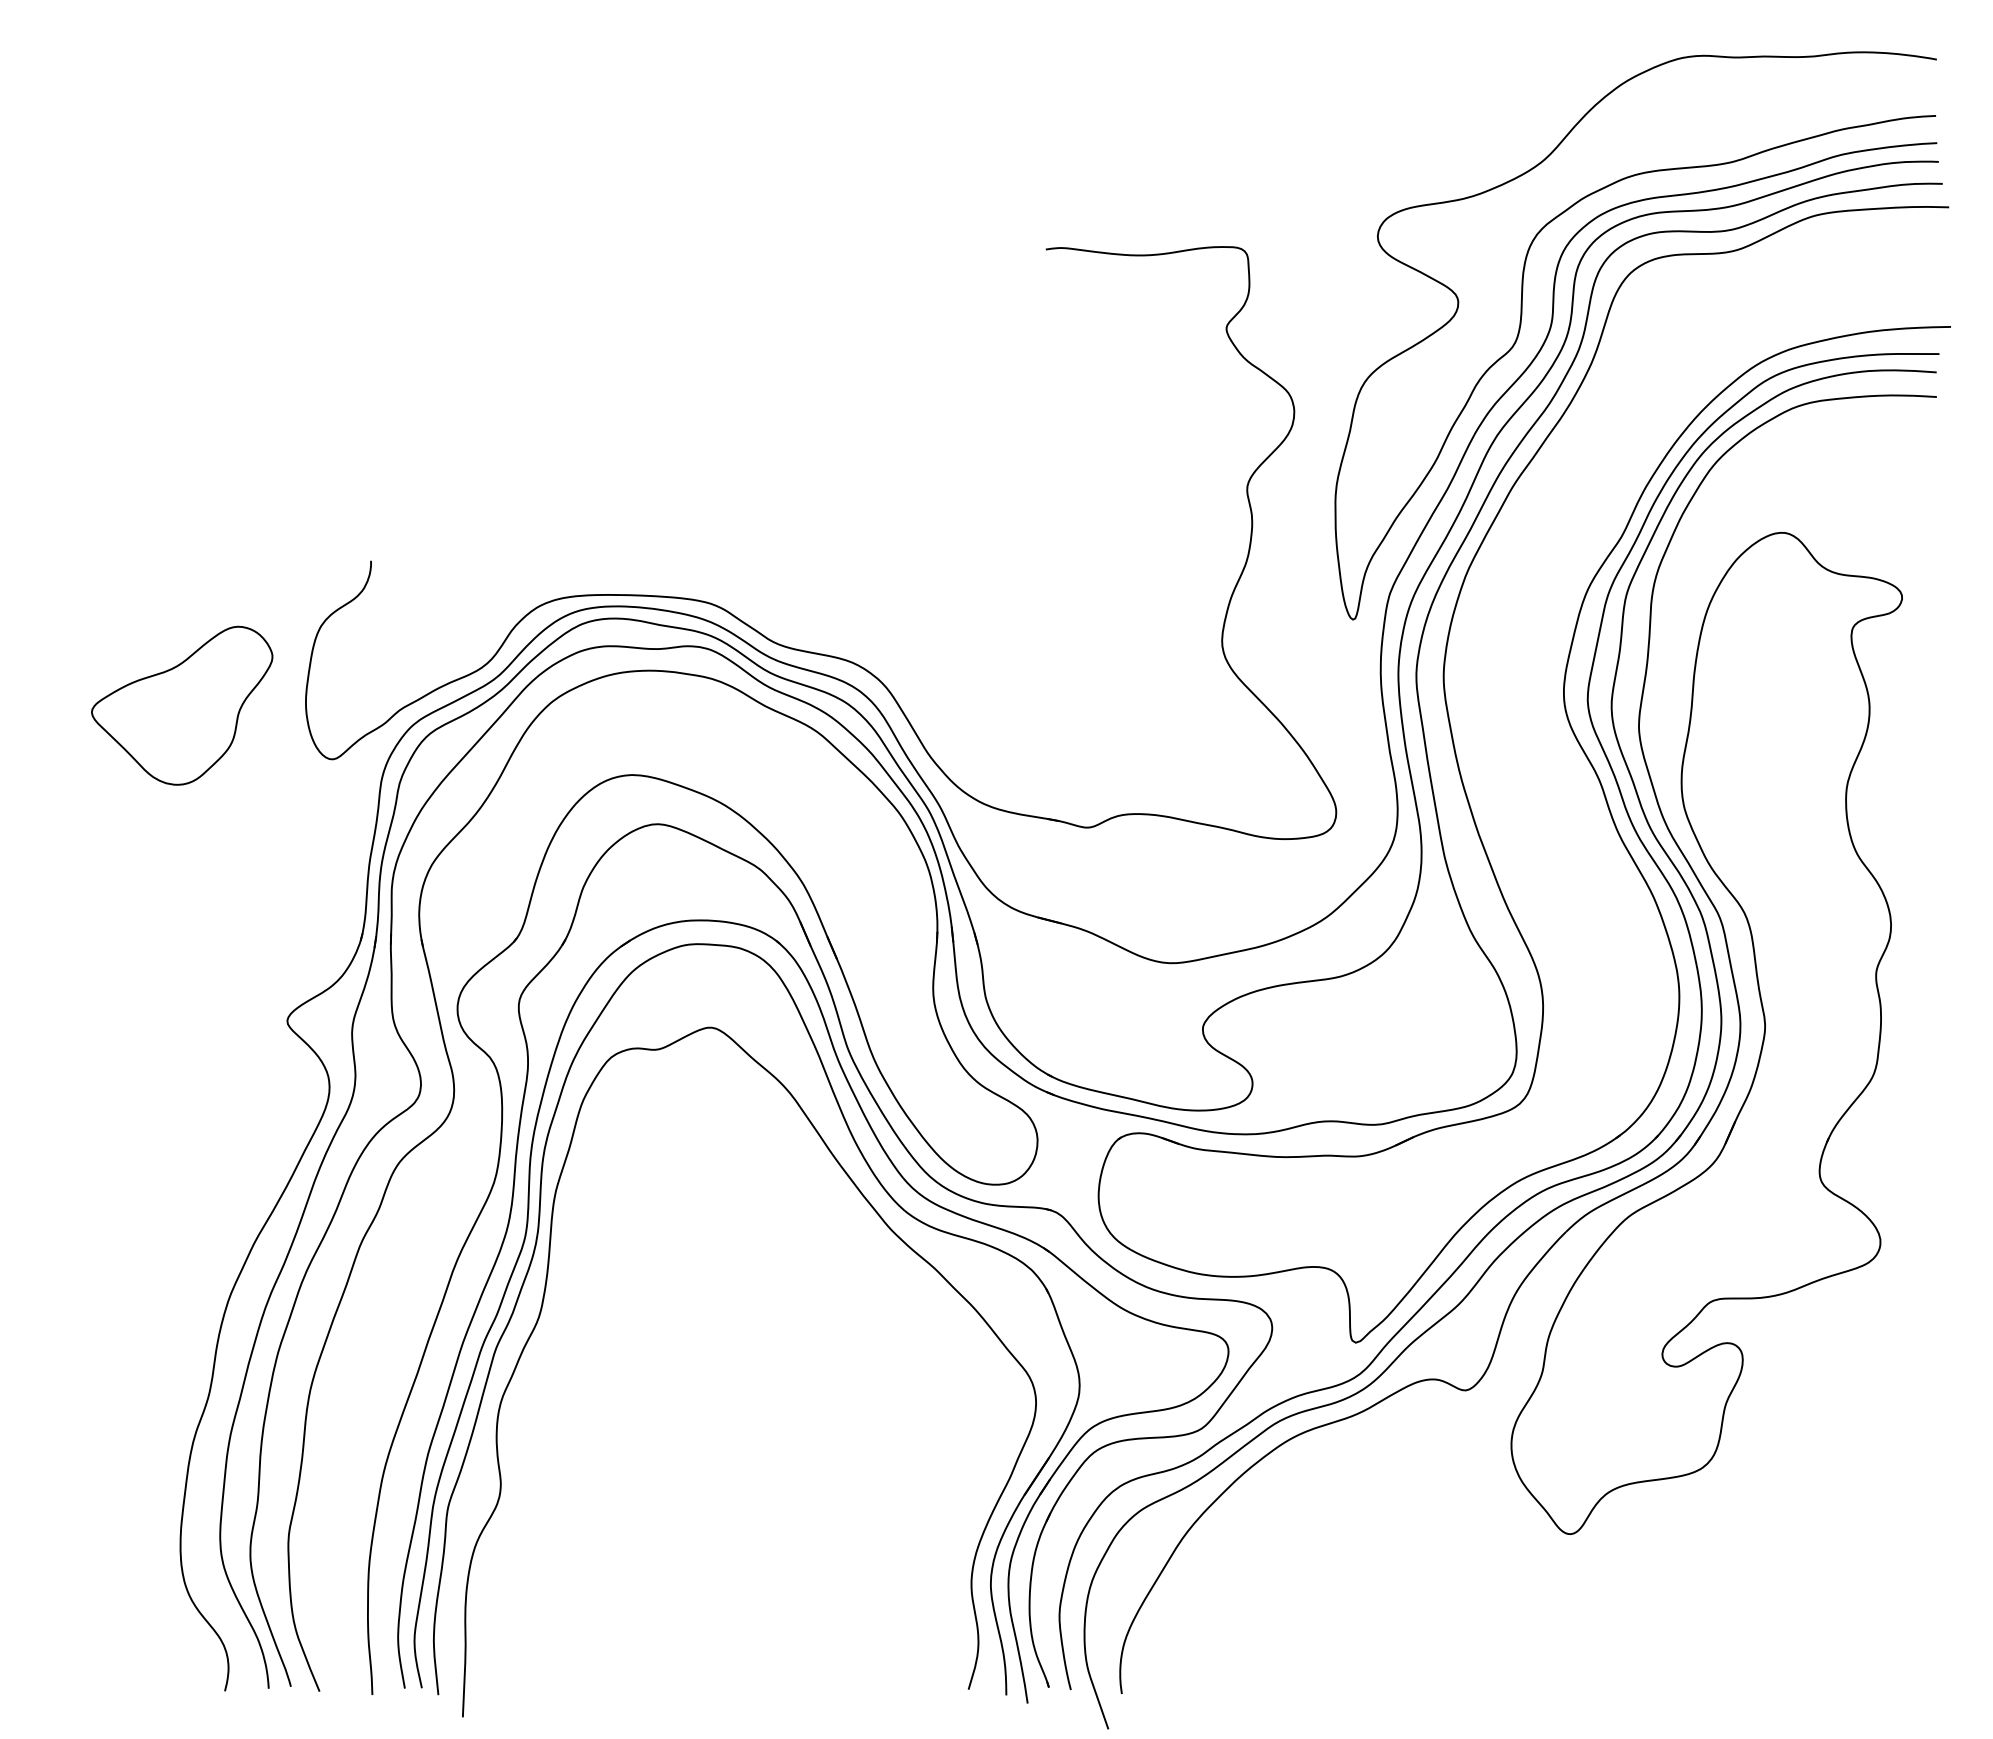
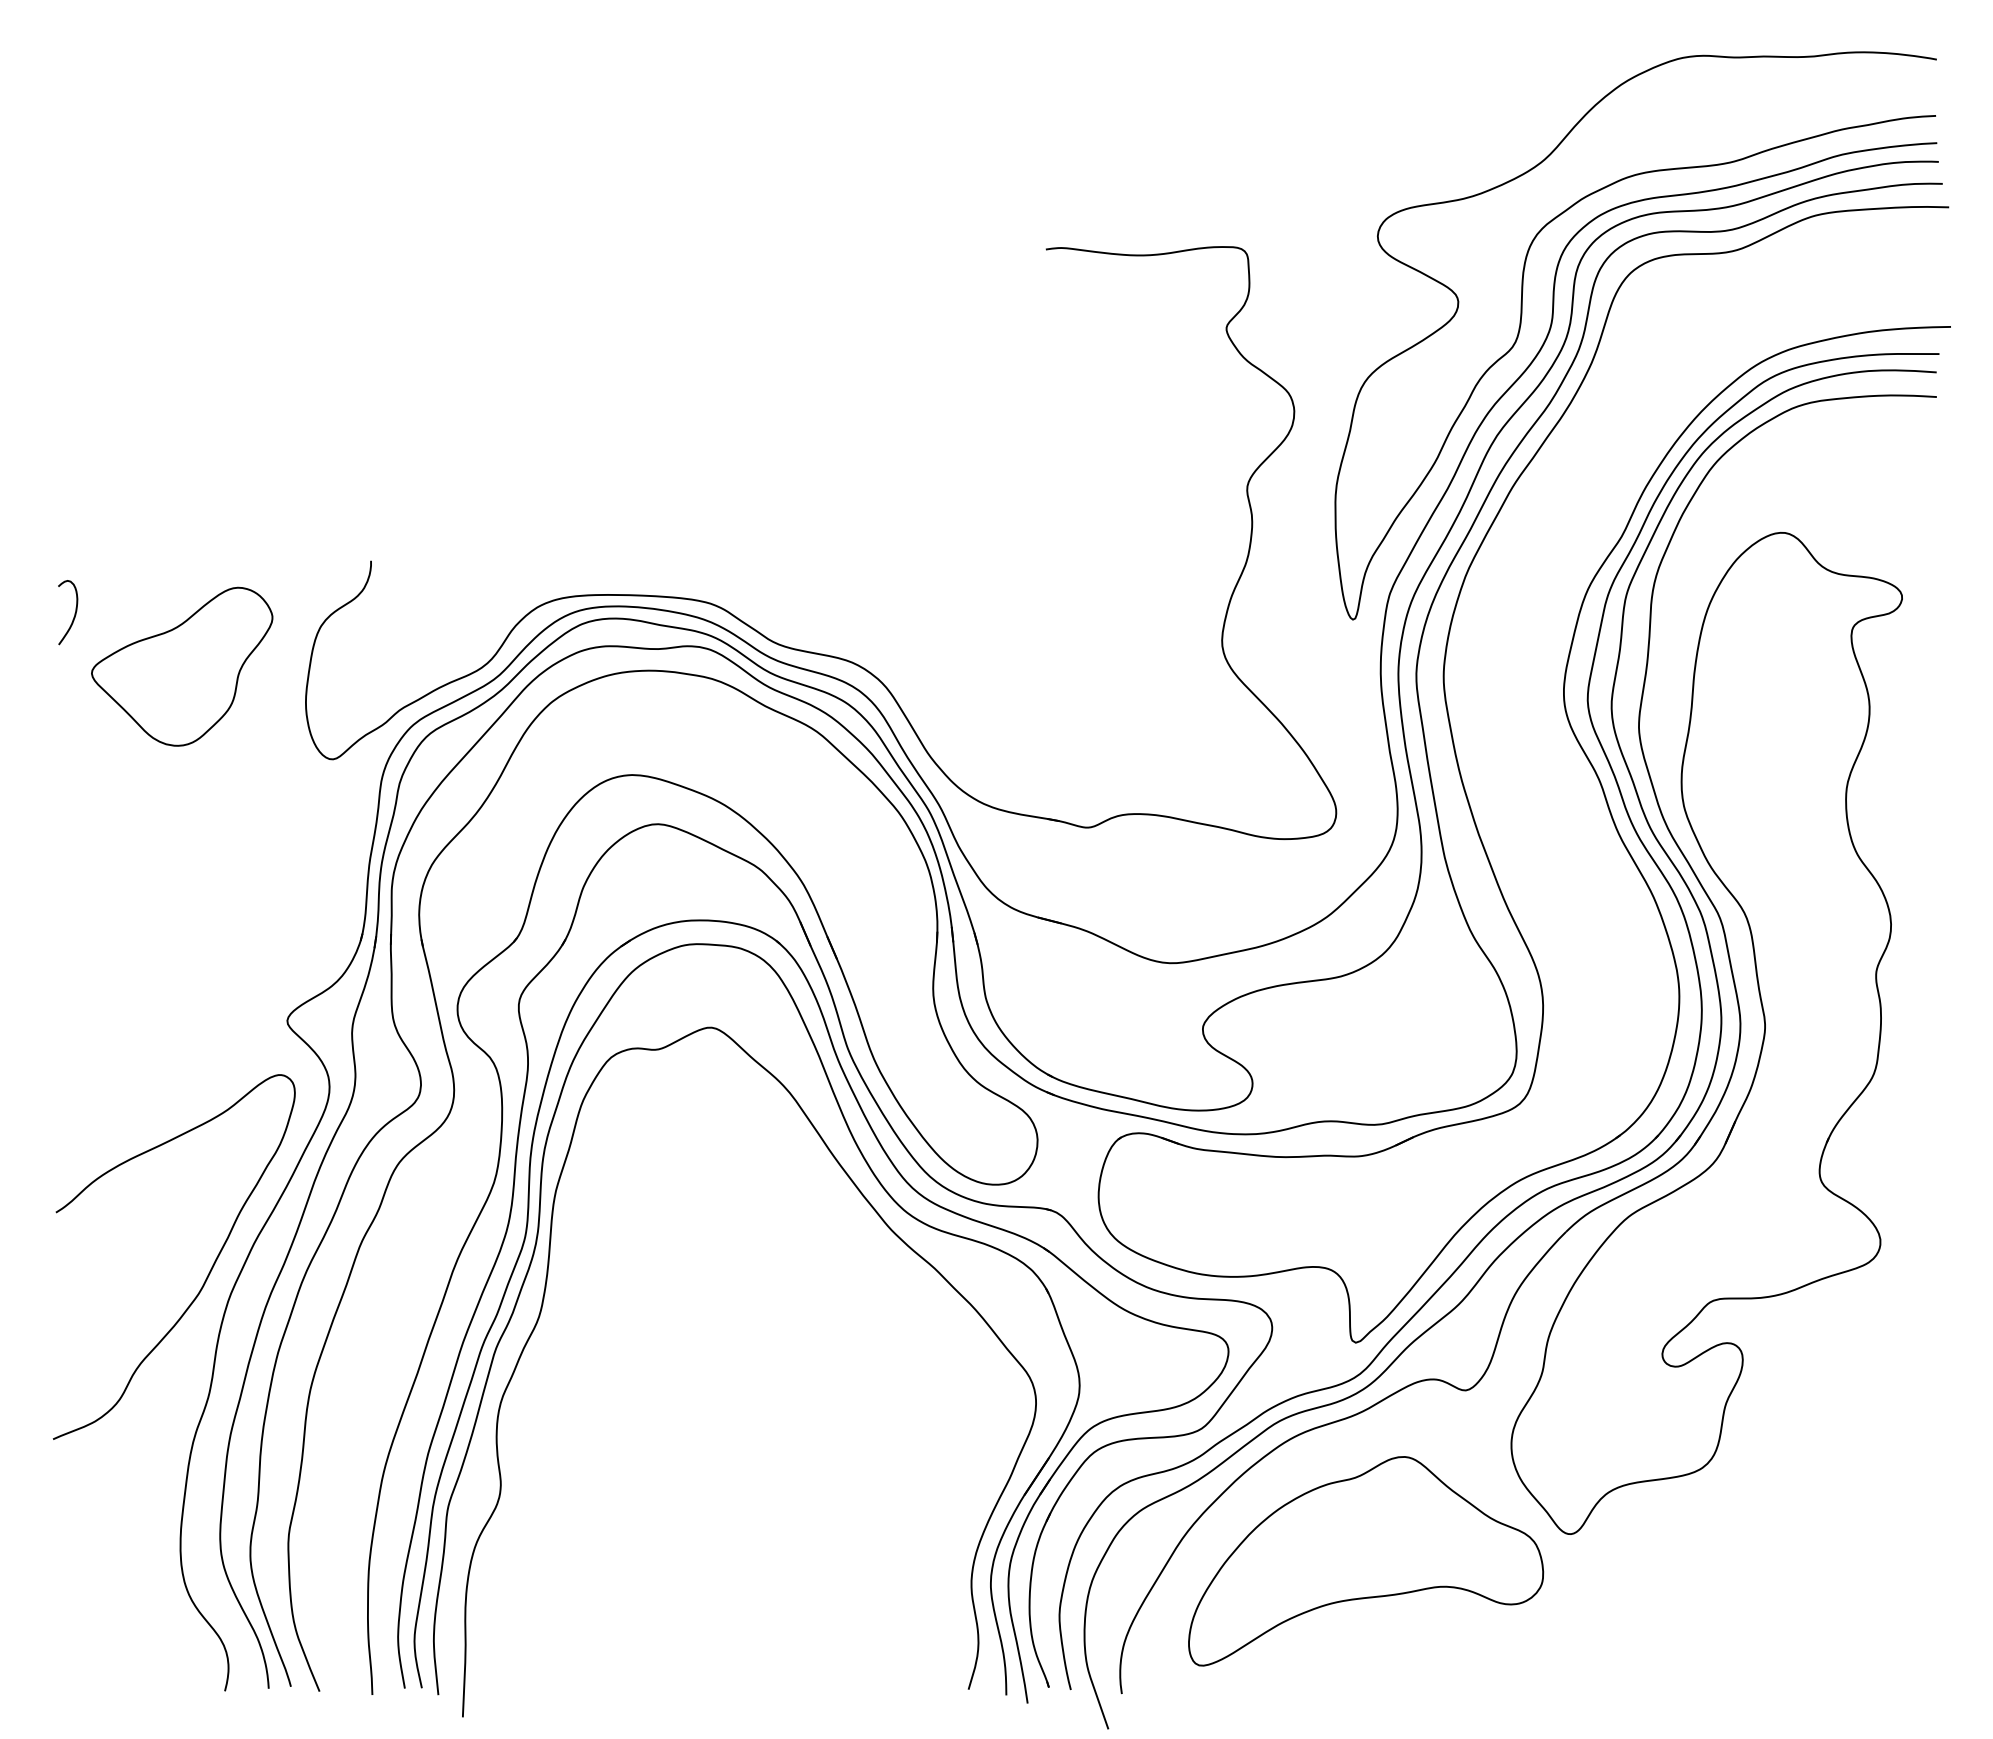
curve: none -> present (74, 613)
part position: (182, 705) -> (182, 666) (182, 666)
curve: none -> present (208, 1273)
part: none -> present (1366, 1561)
